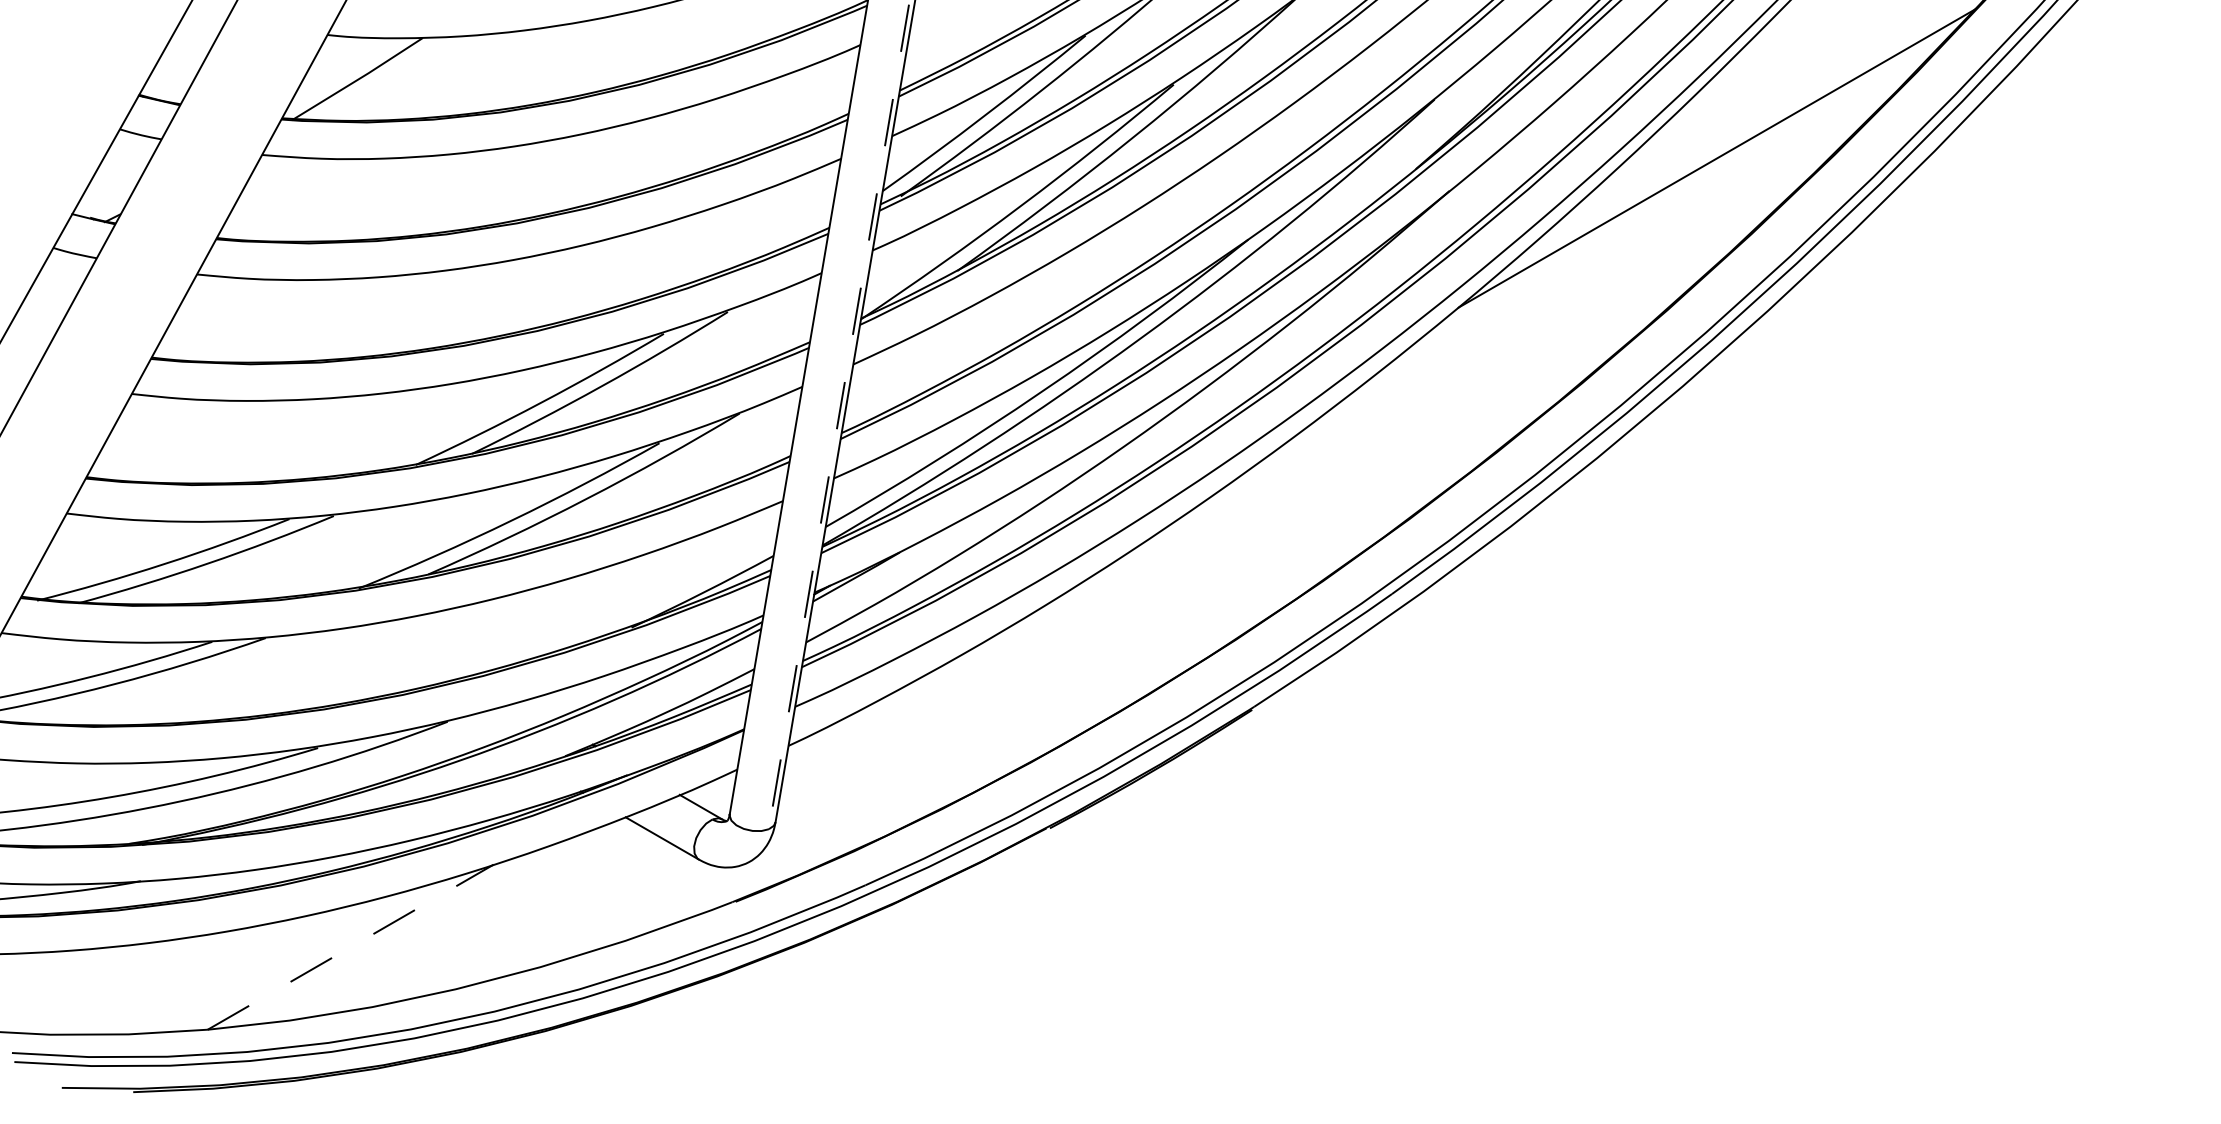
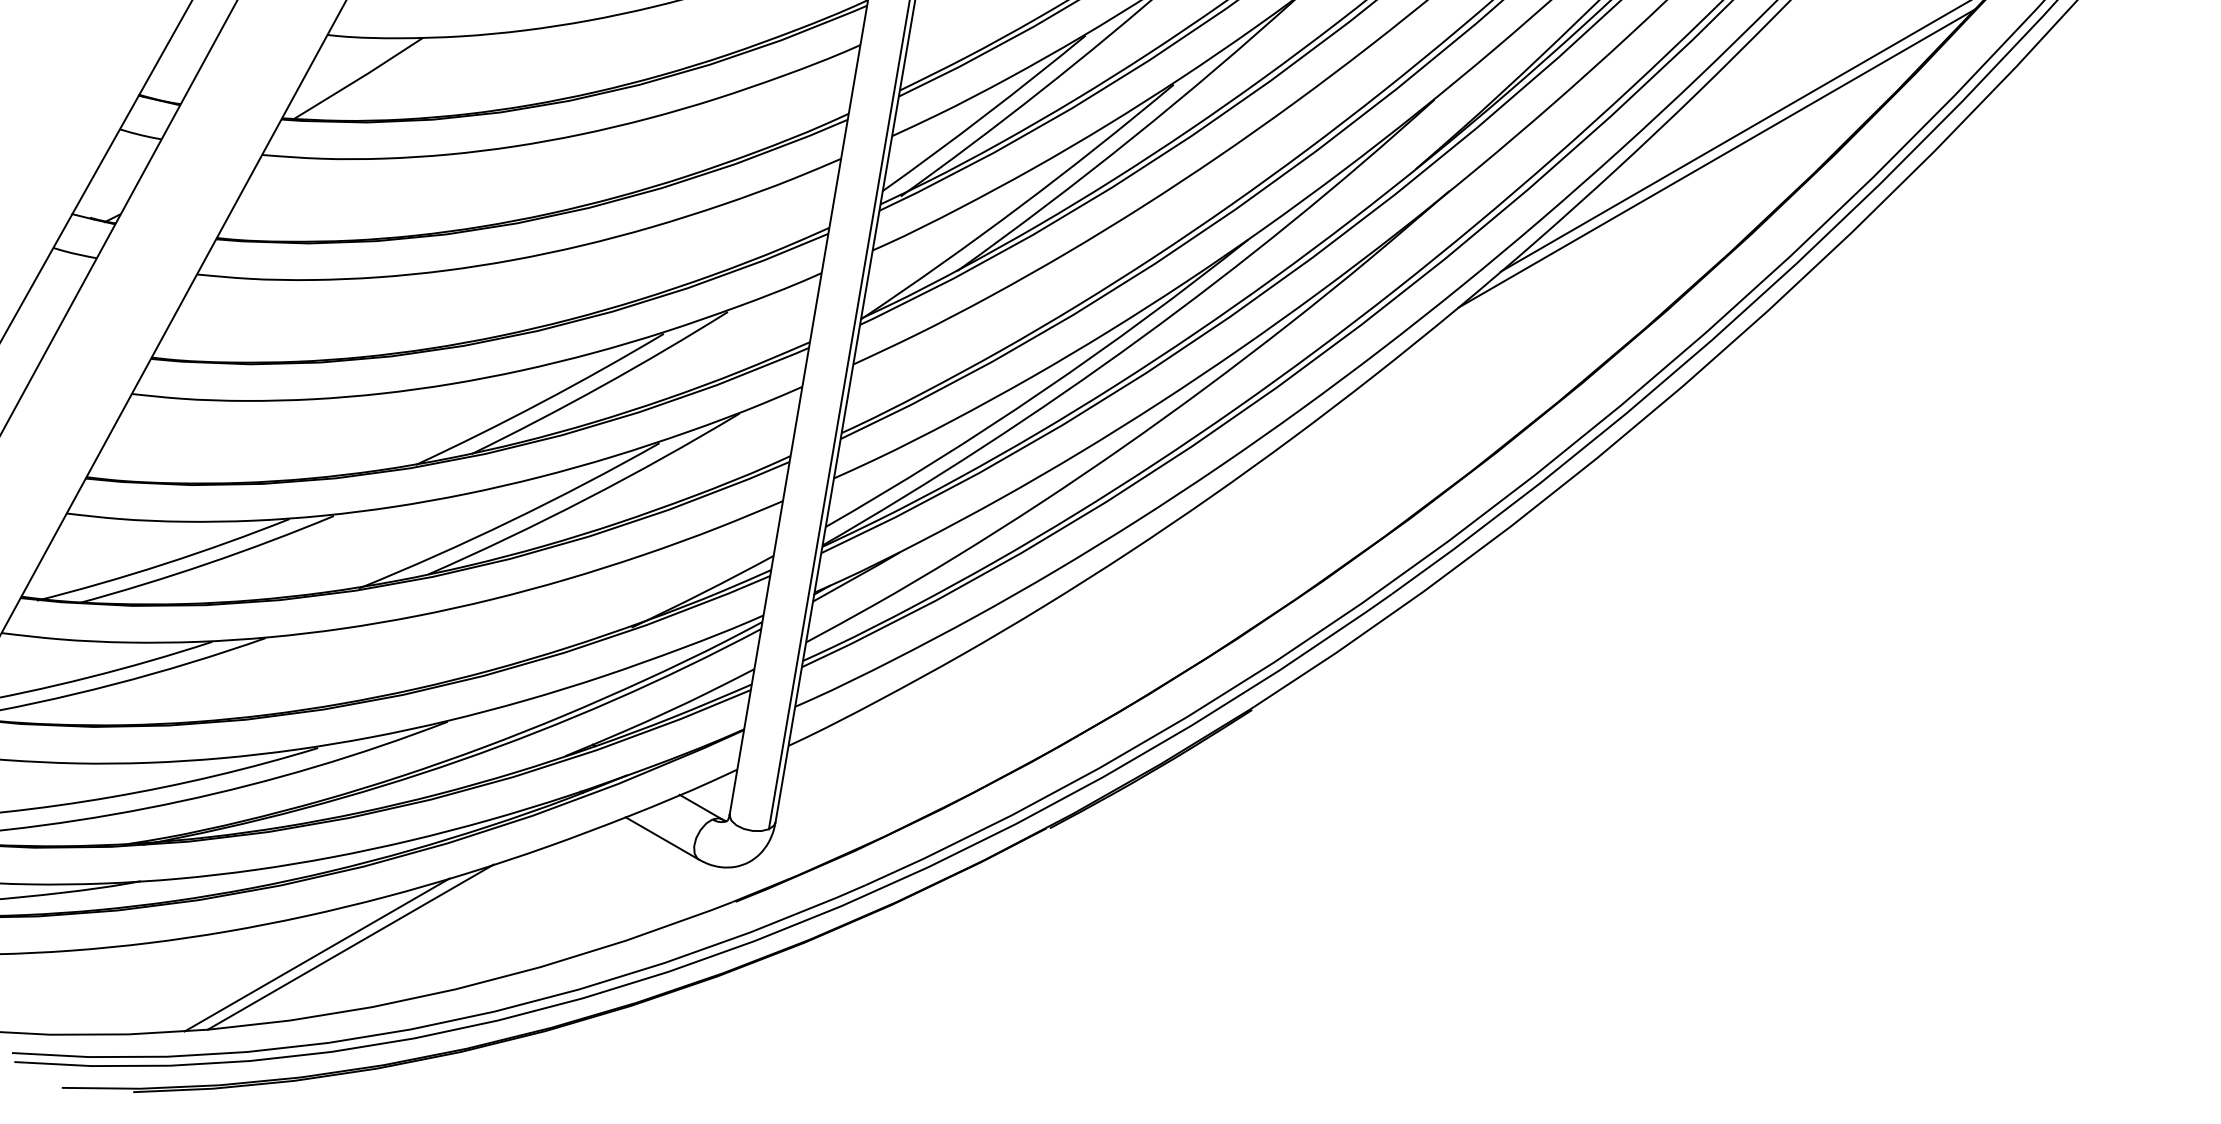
line: none -> present (1733, 136)
line: dashed -> solid (839, 415)
line: dashed -> solid (351, 946)
line: none -> present (316, 954)
